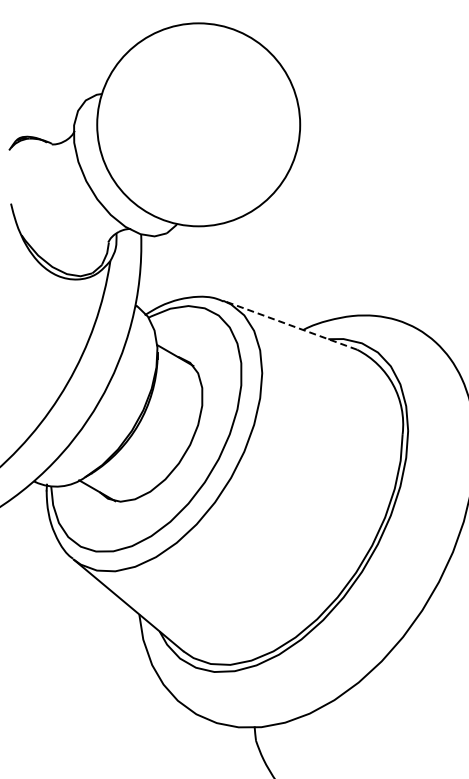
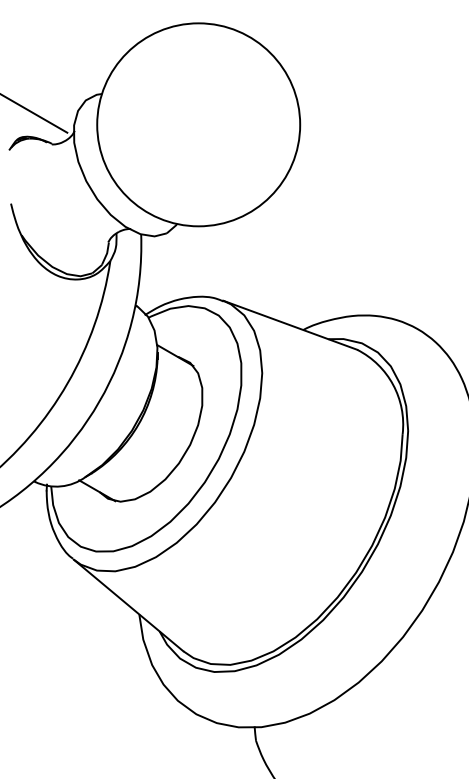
line: none -> present (34, 113)
line: dashed -> solid (289, 325)
